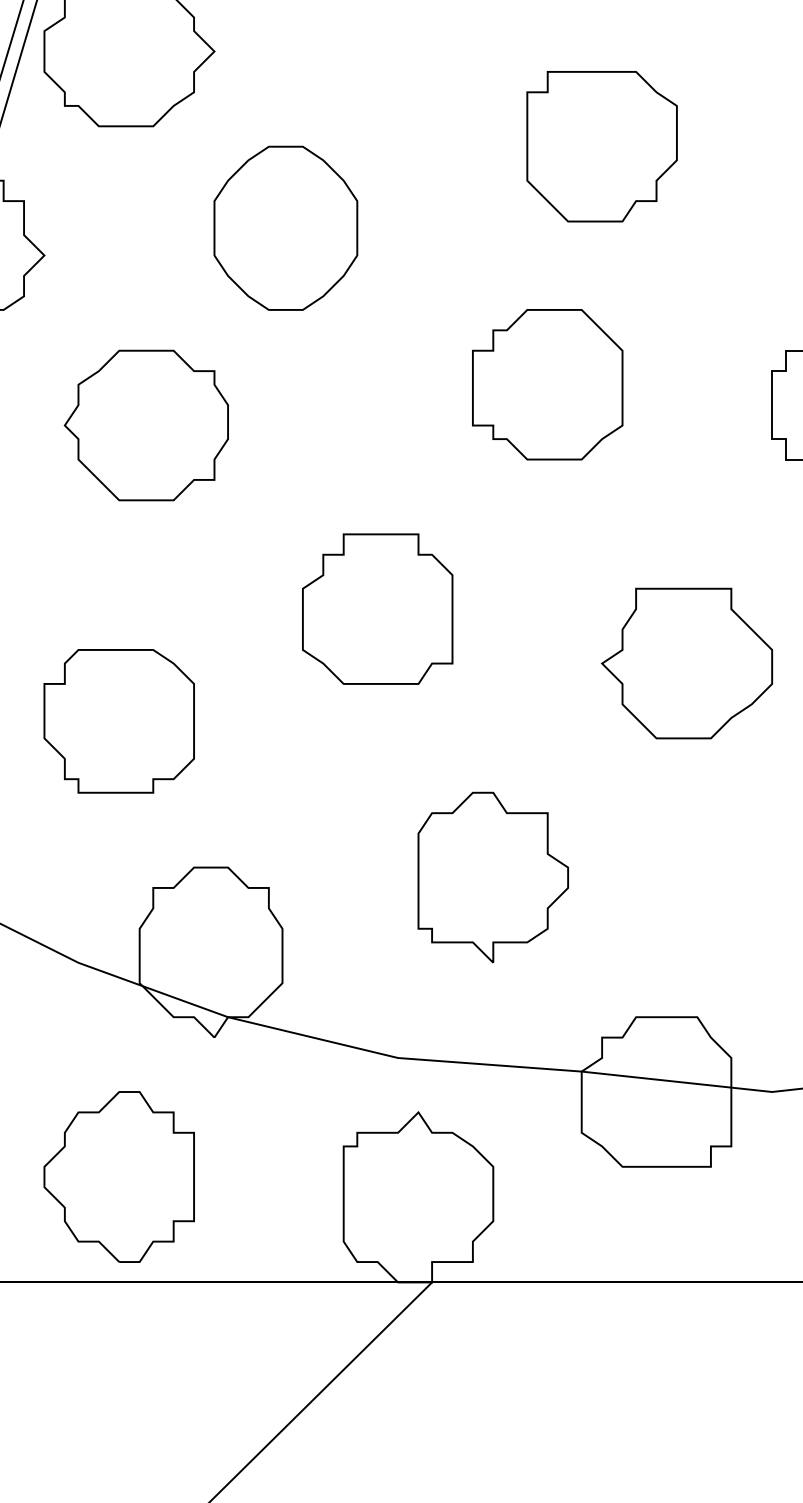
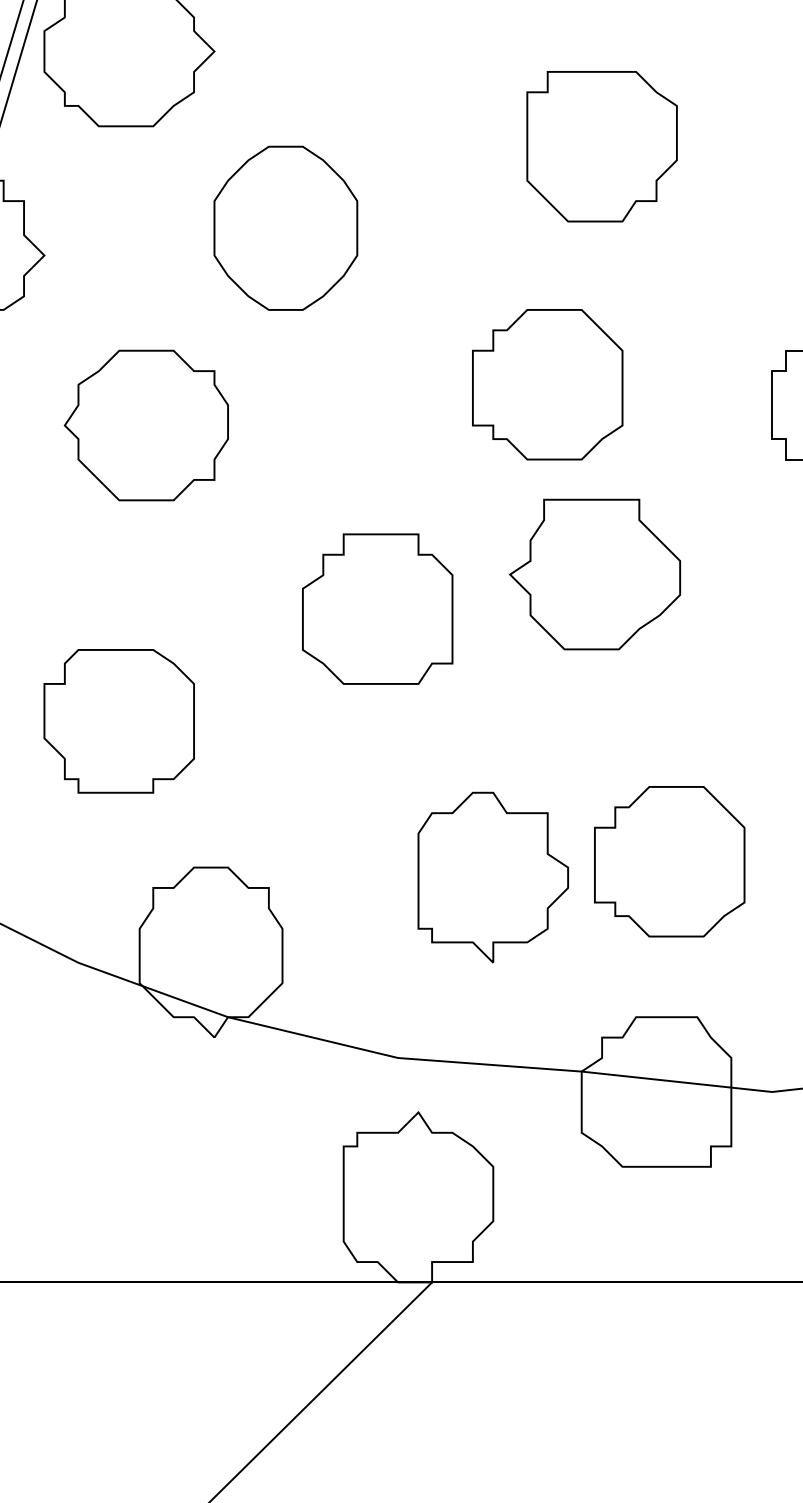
part position: (686, 663) -> (594, 574) (594, 574)
part: none -> present (669, 861)
part: present -> none (118, 1176)
